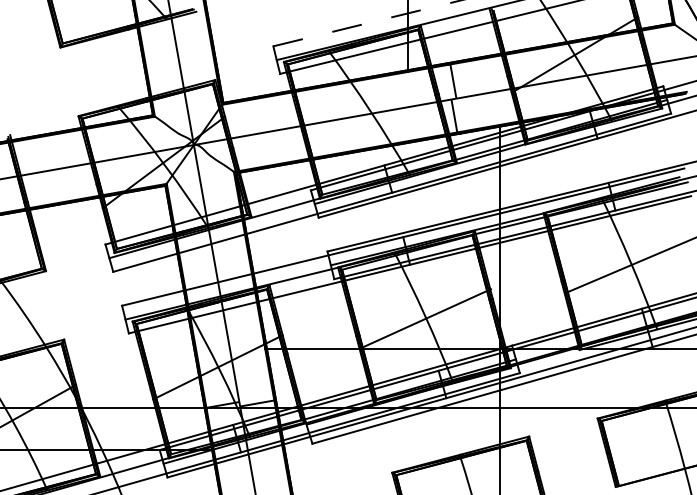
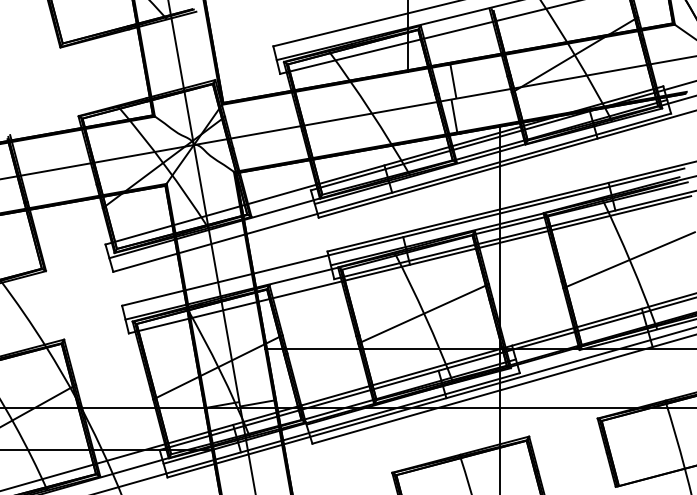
line: dashed -> solid (368, 23)
line position: (629, 265) -> (628, 260) (628, 260)
line position: (425, 318) -> (423, 313) (423, 313)
